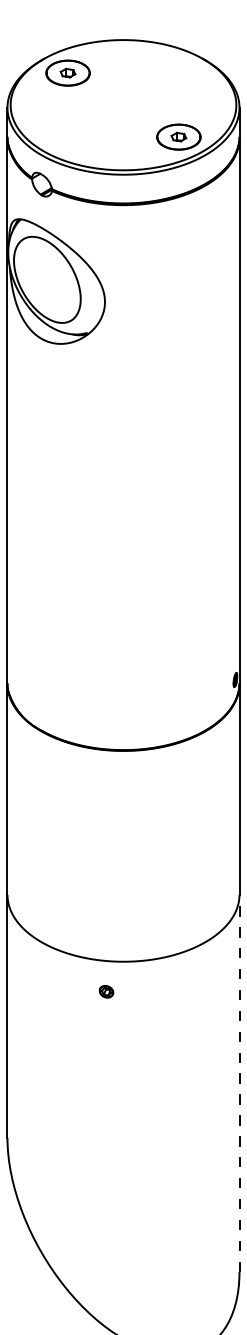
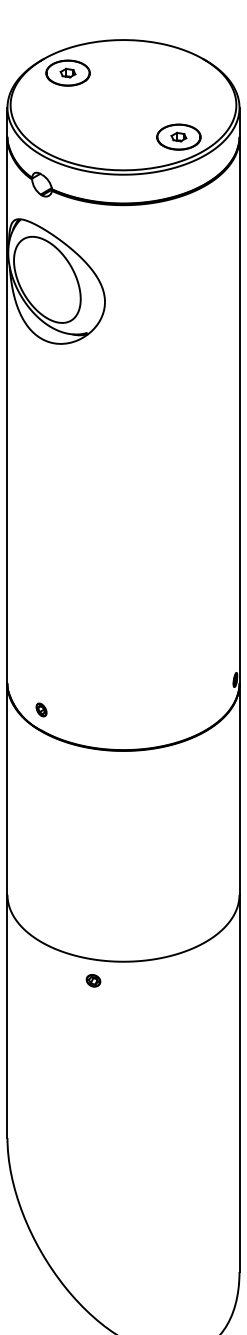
part: none -> present (41, 709)
part position: (106, 991) -> (93, 980) (93, 980)
line: dashed -> solid (239, 1083)
